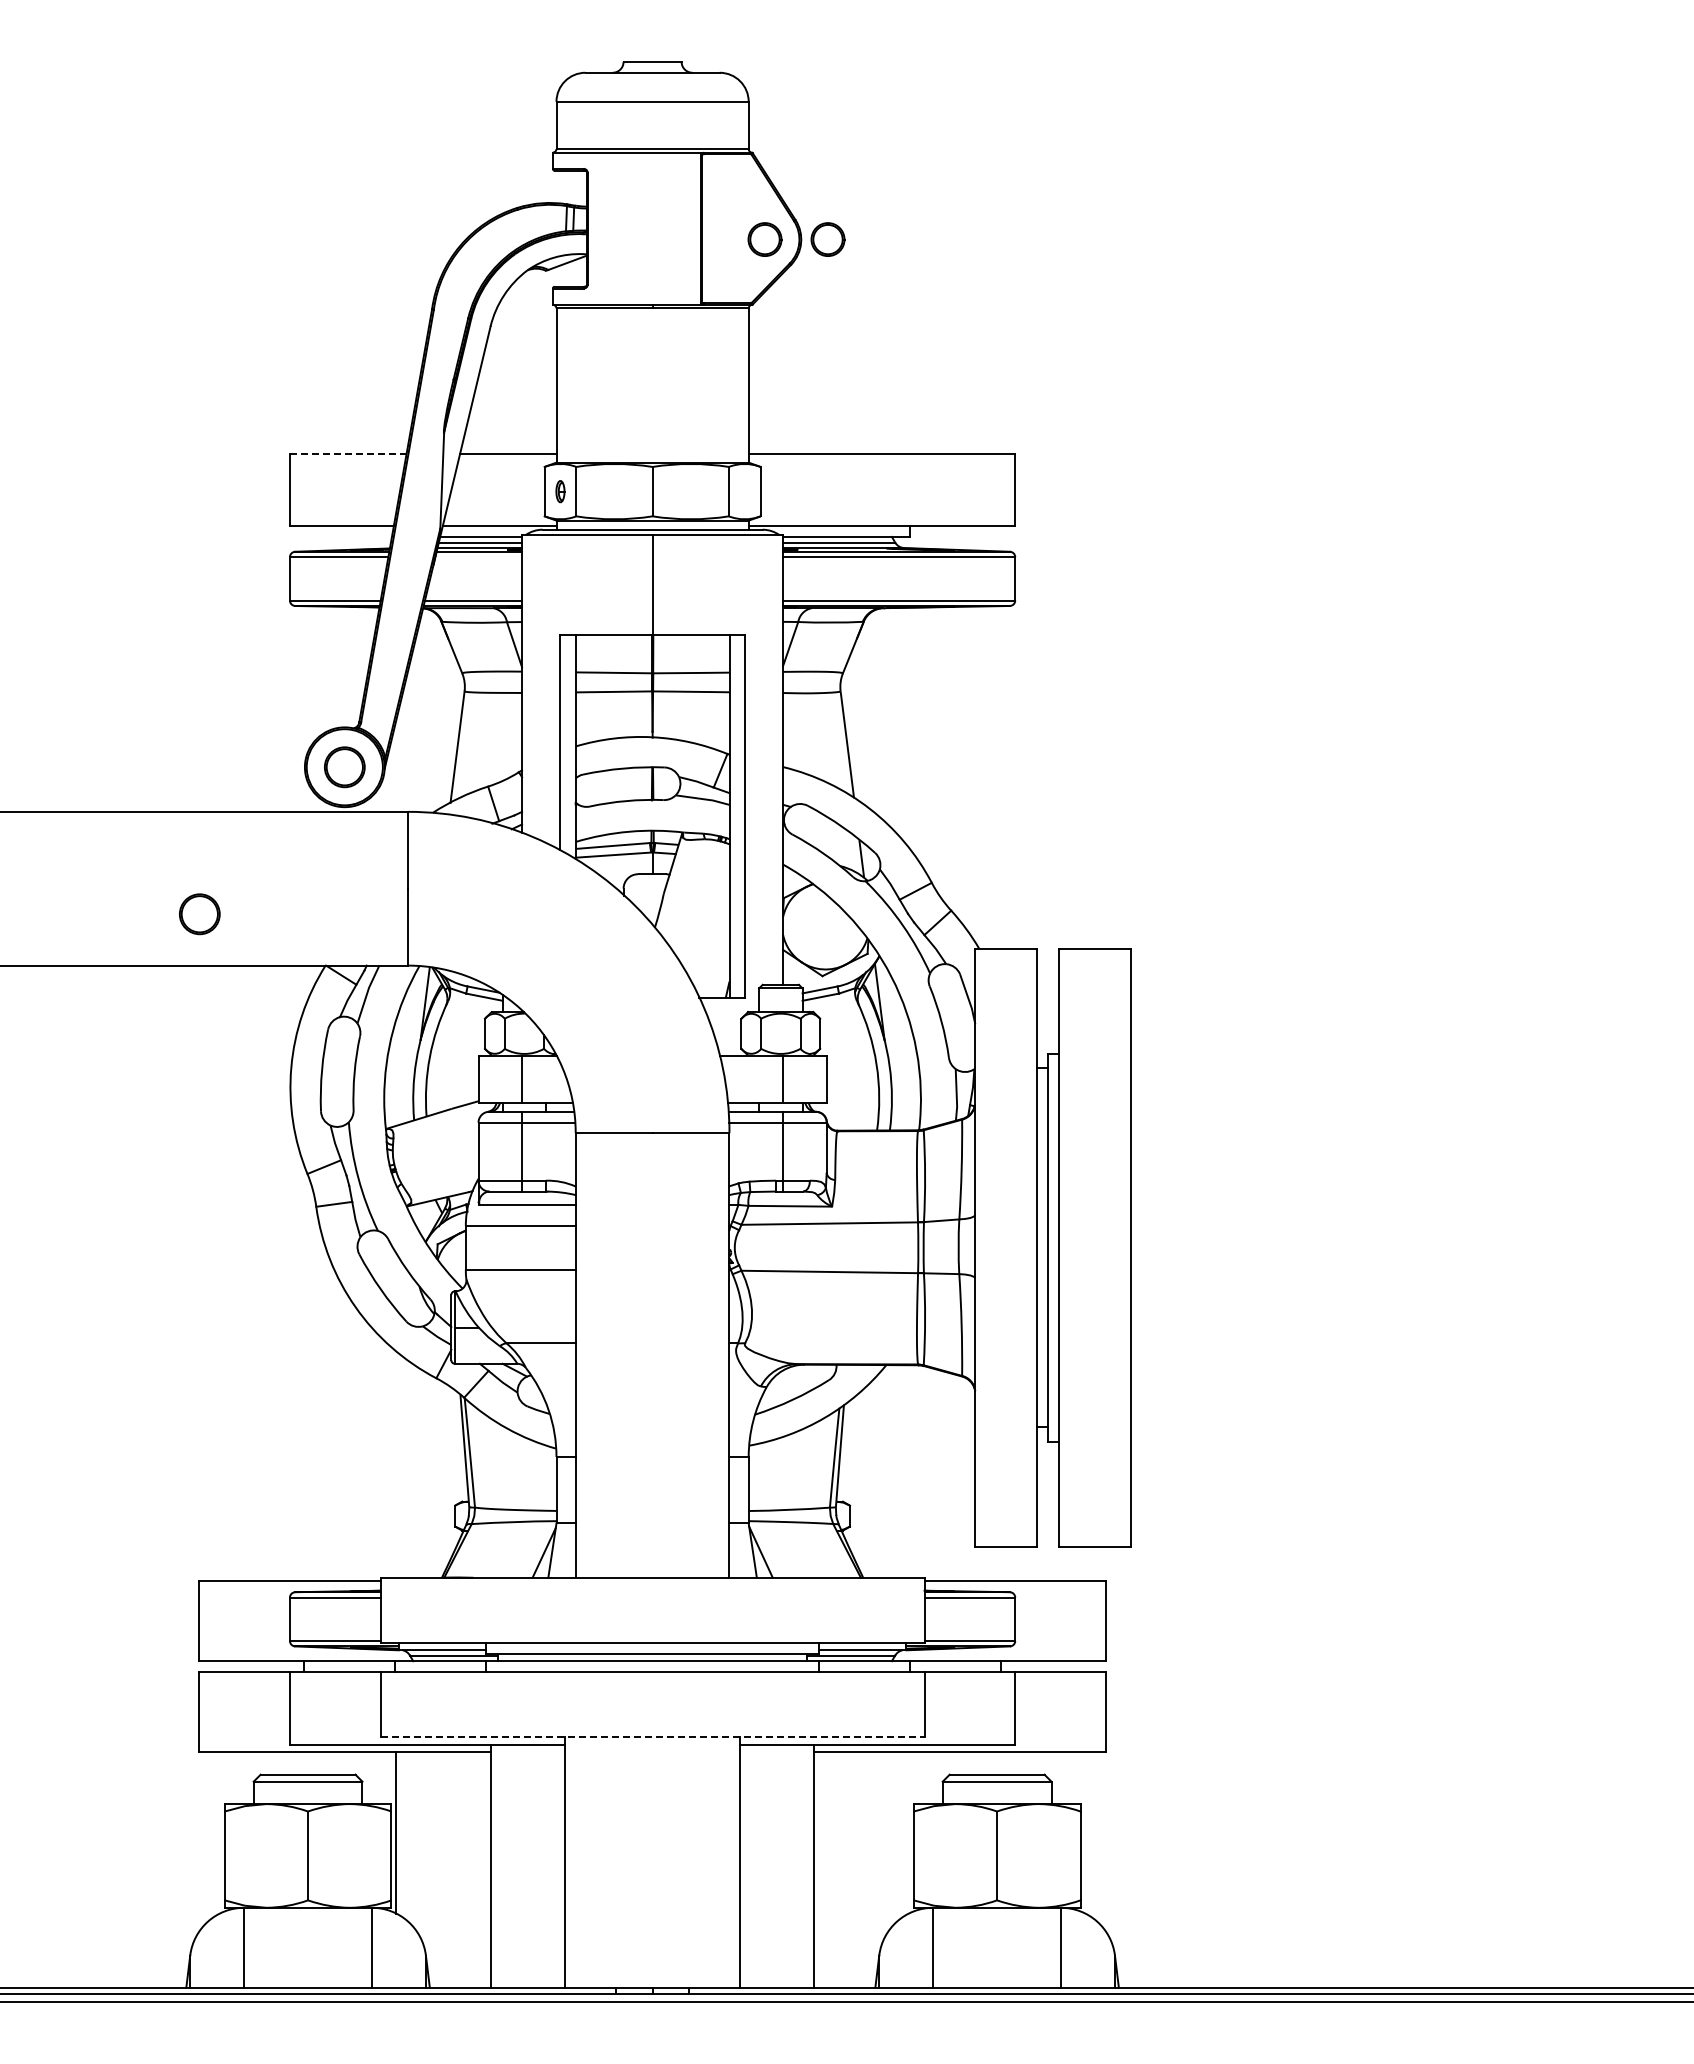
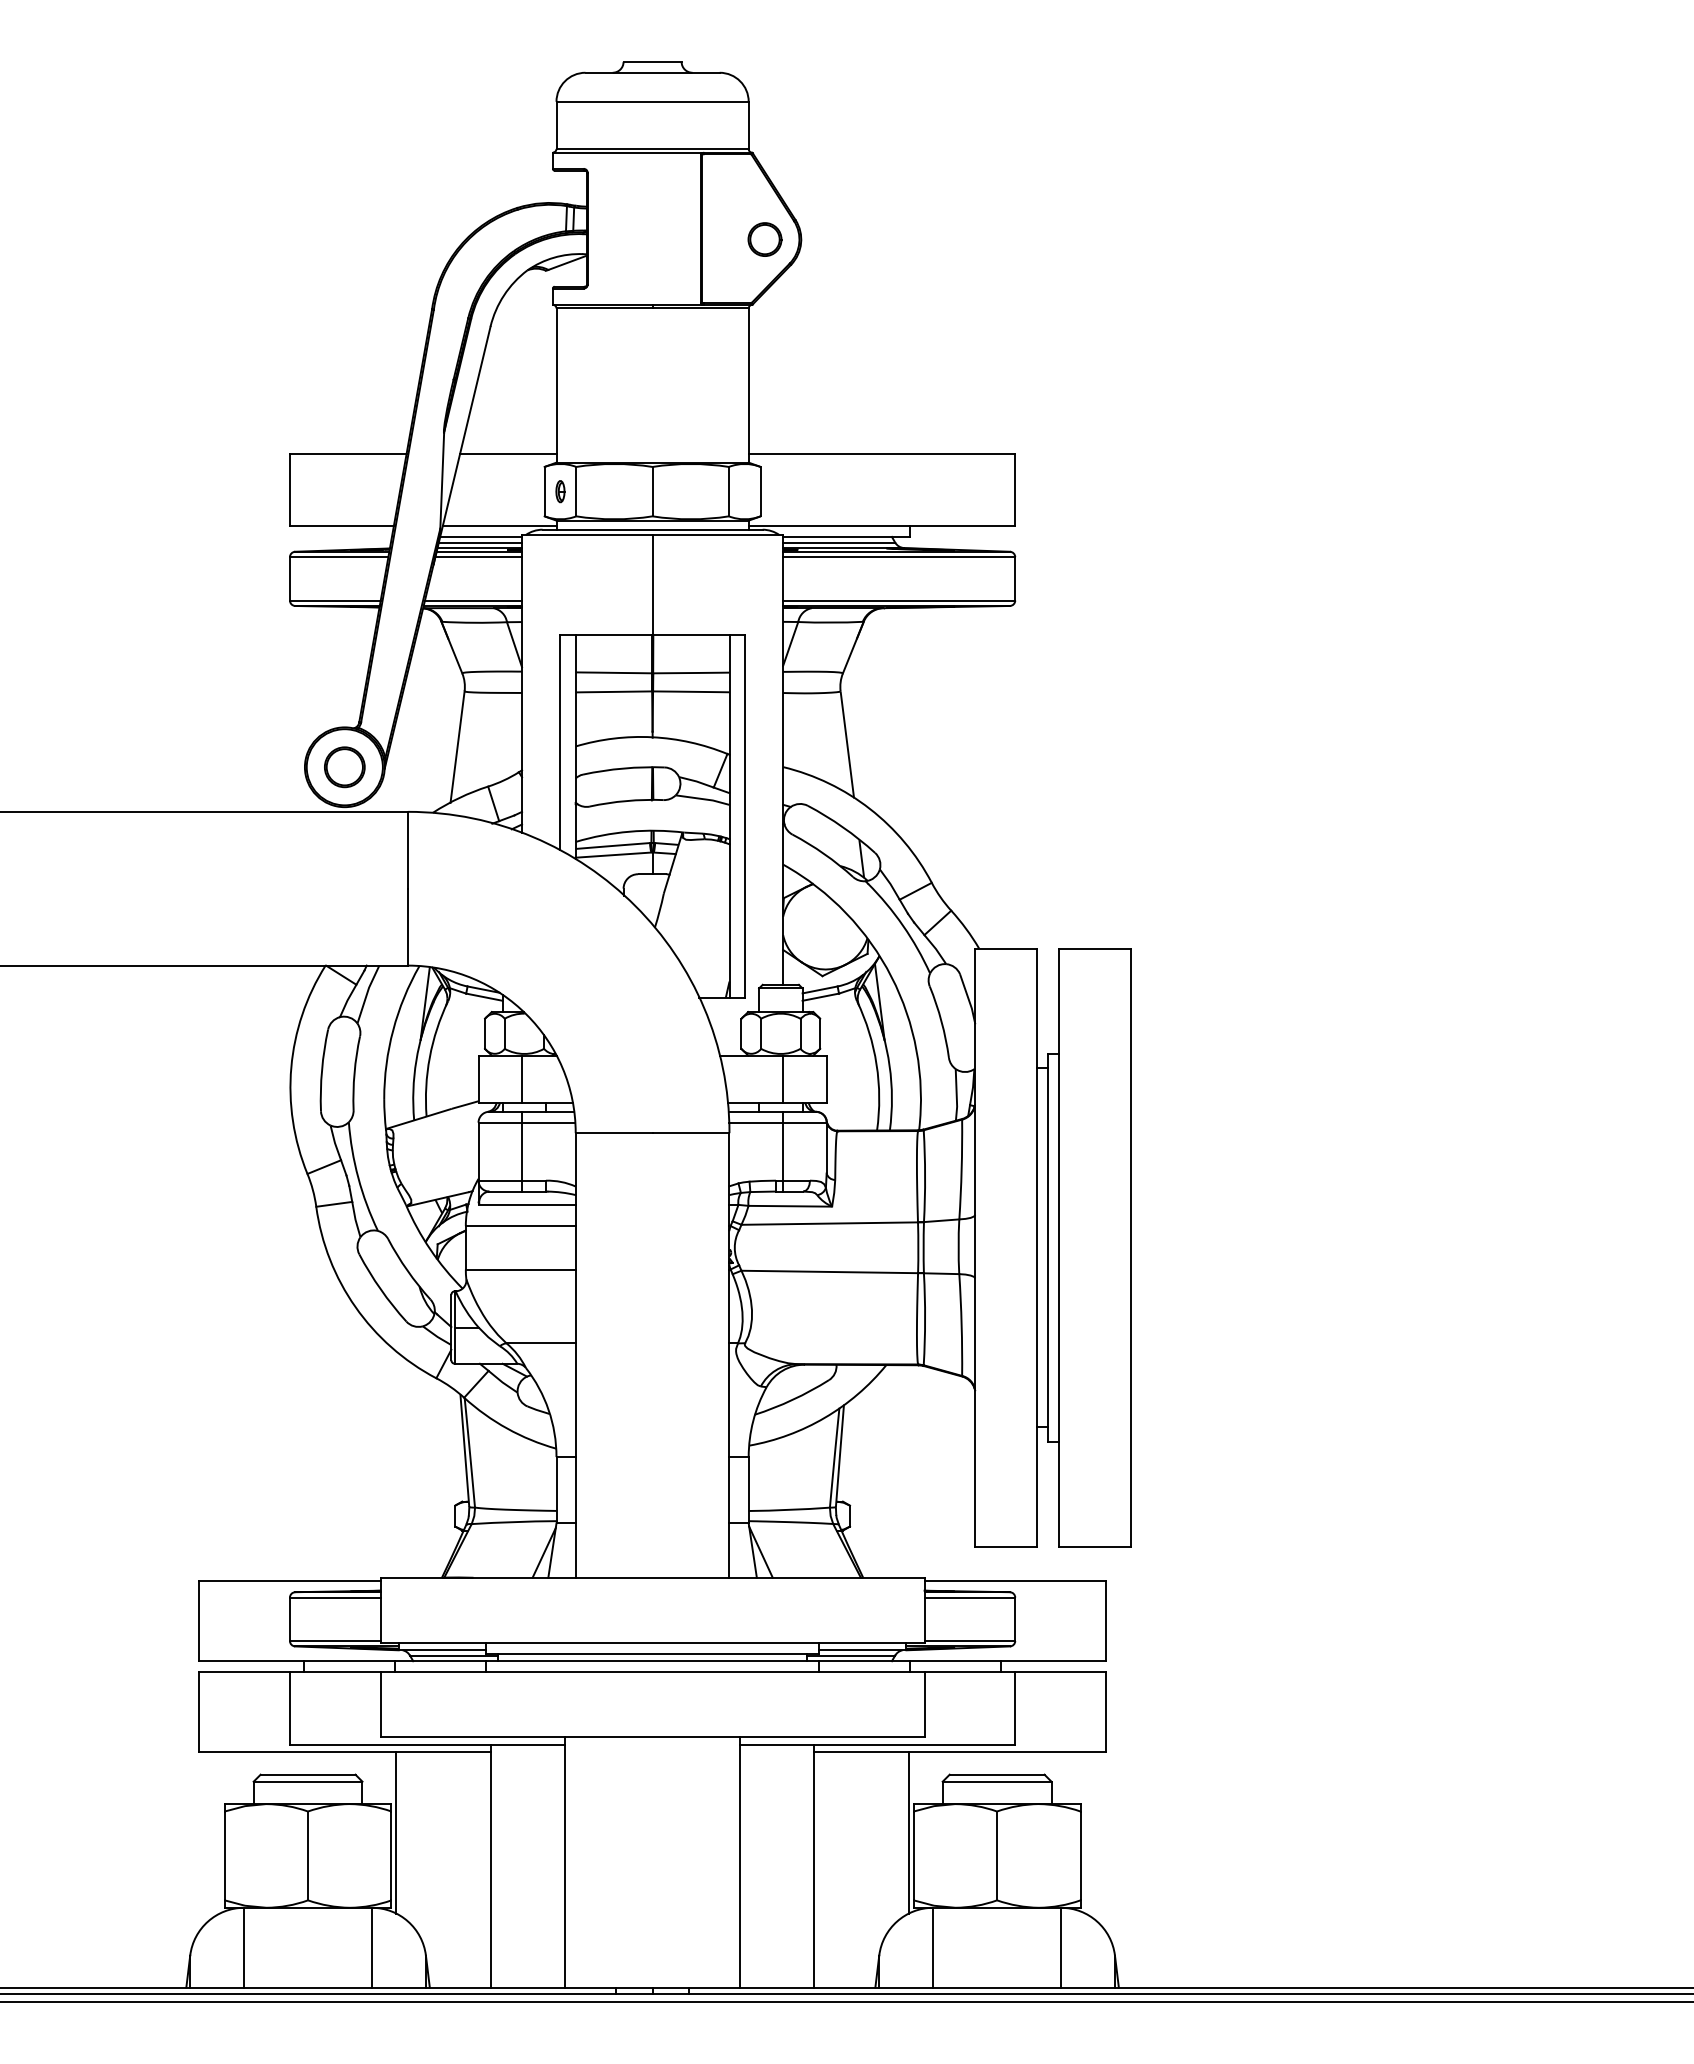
part: present -> none (827, 239)
line: dashed -> solid (348, 453)
line: none -> present (478, 557)
part: present -> none (199, 914)
line: dashed -> solid (652, 1737)
line: none -> present (908, 1832)
